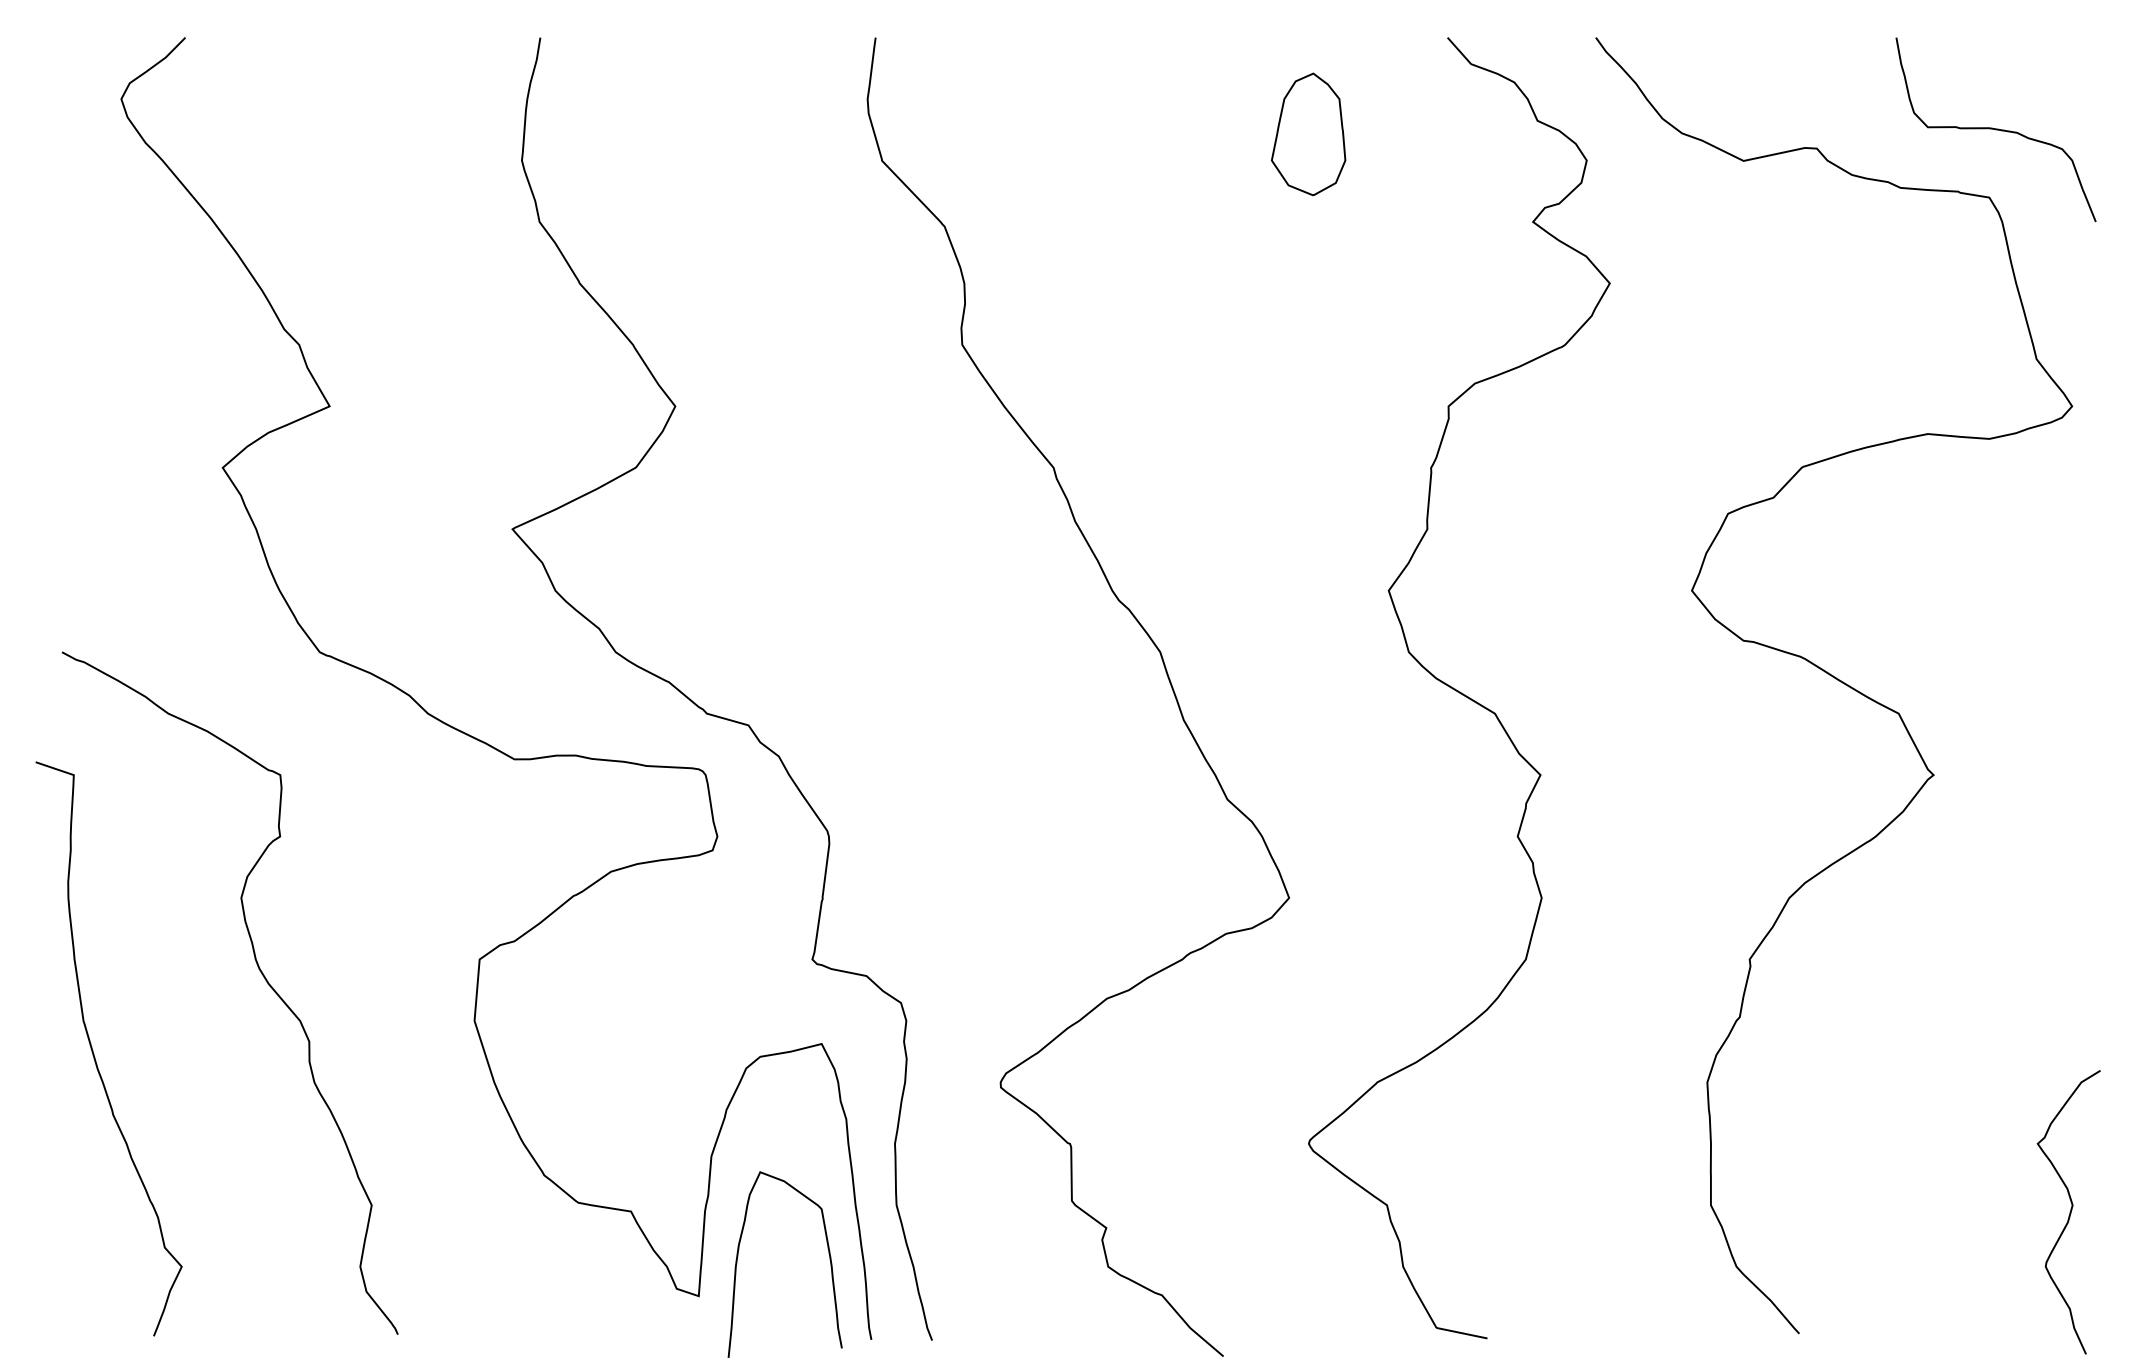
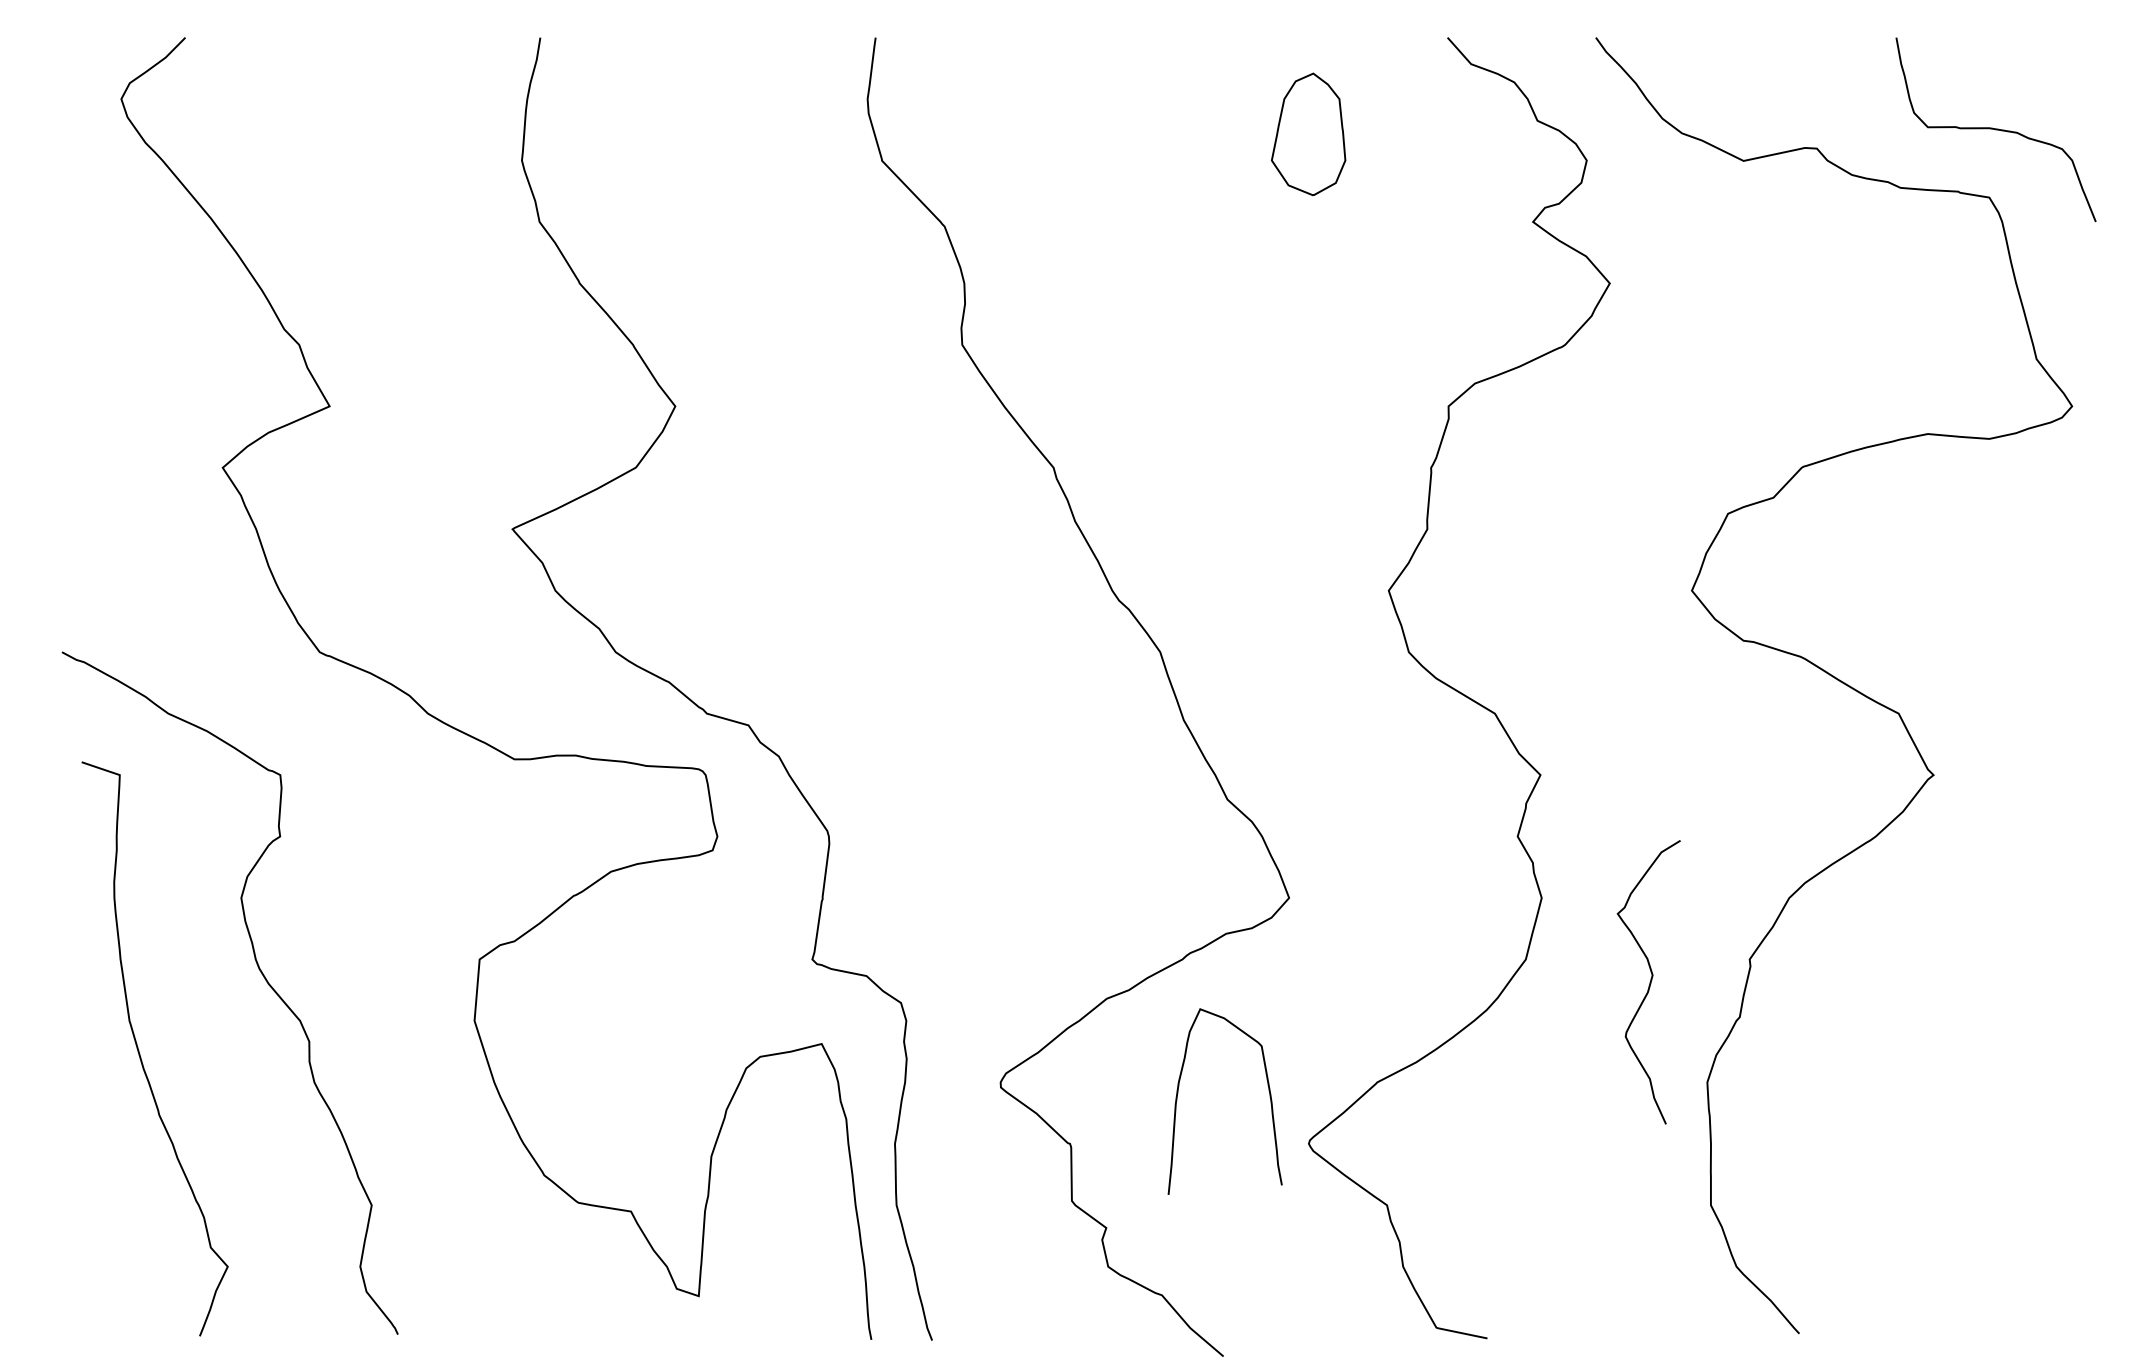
curve position: (94, 1053) -> (140, 1053) (140, 1053)
curve position: (2069, 1212) -> (1649, 982) (1649, 982)
curve position: (828, 1254) -> (1268, 1091) (1268, 1091)
